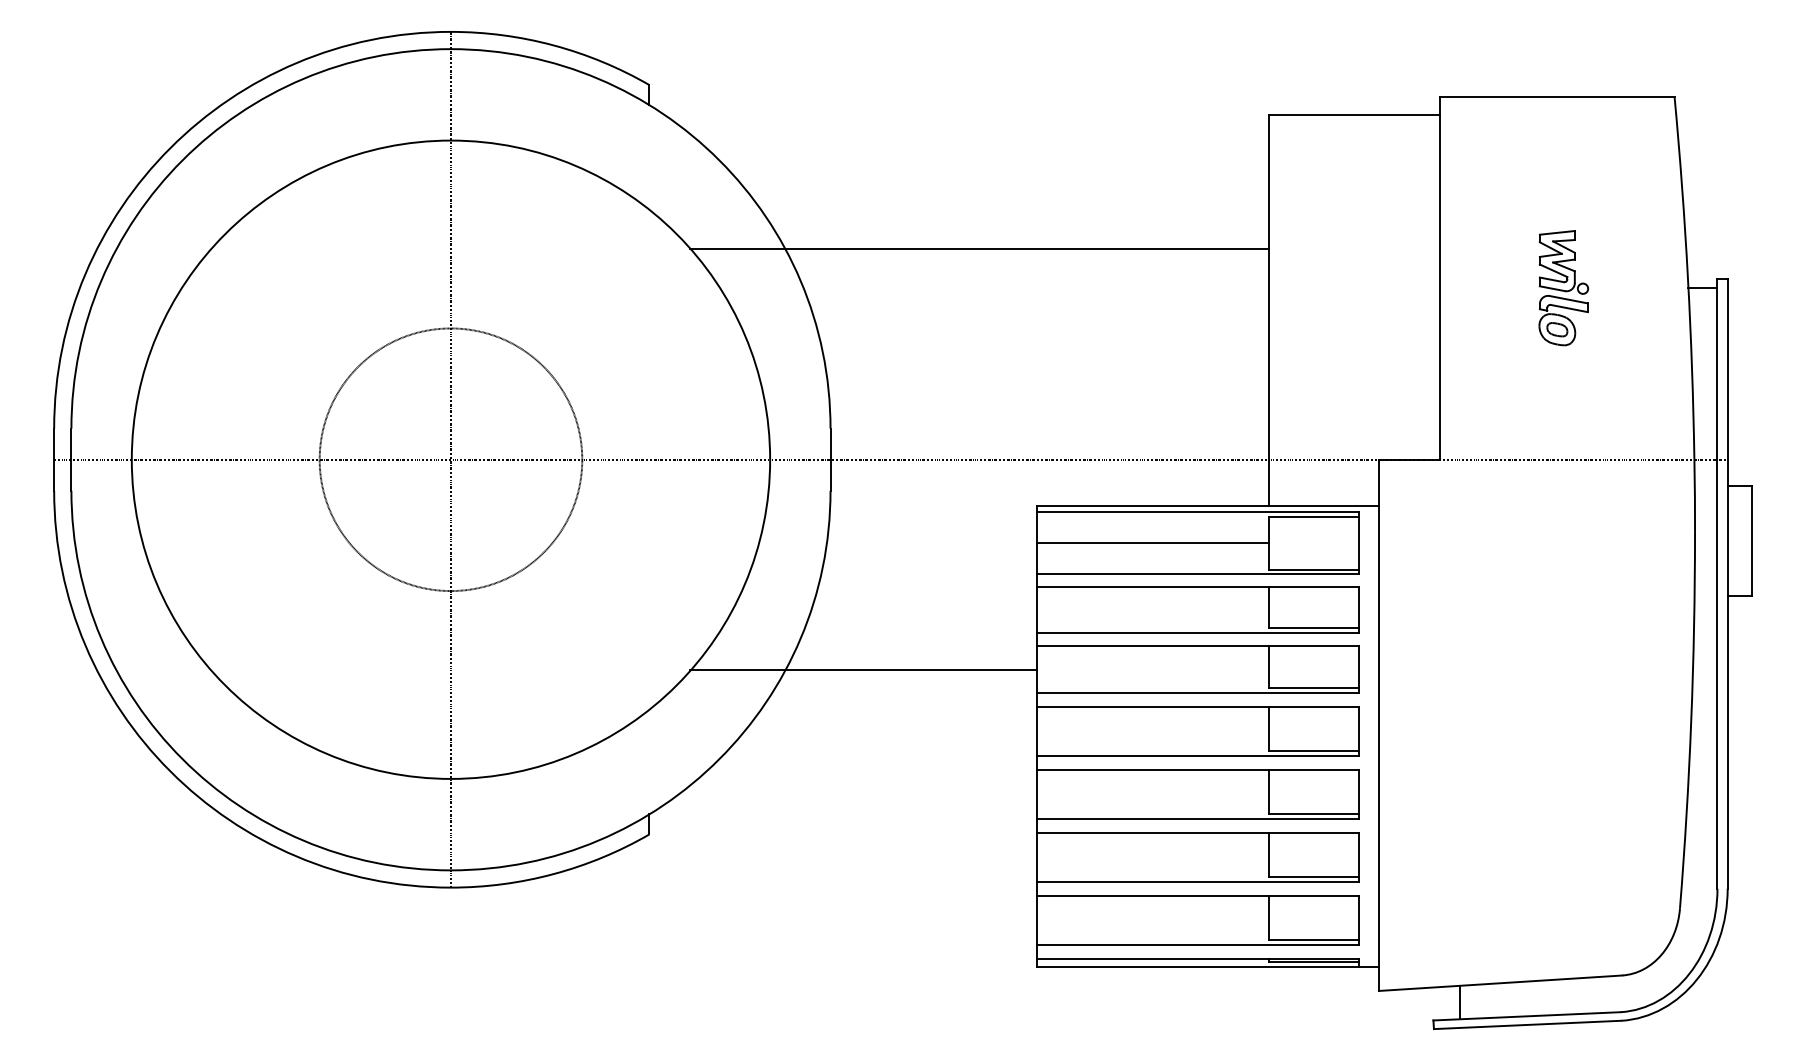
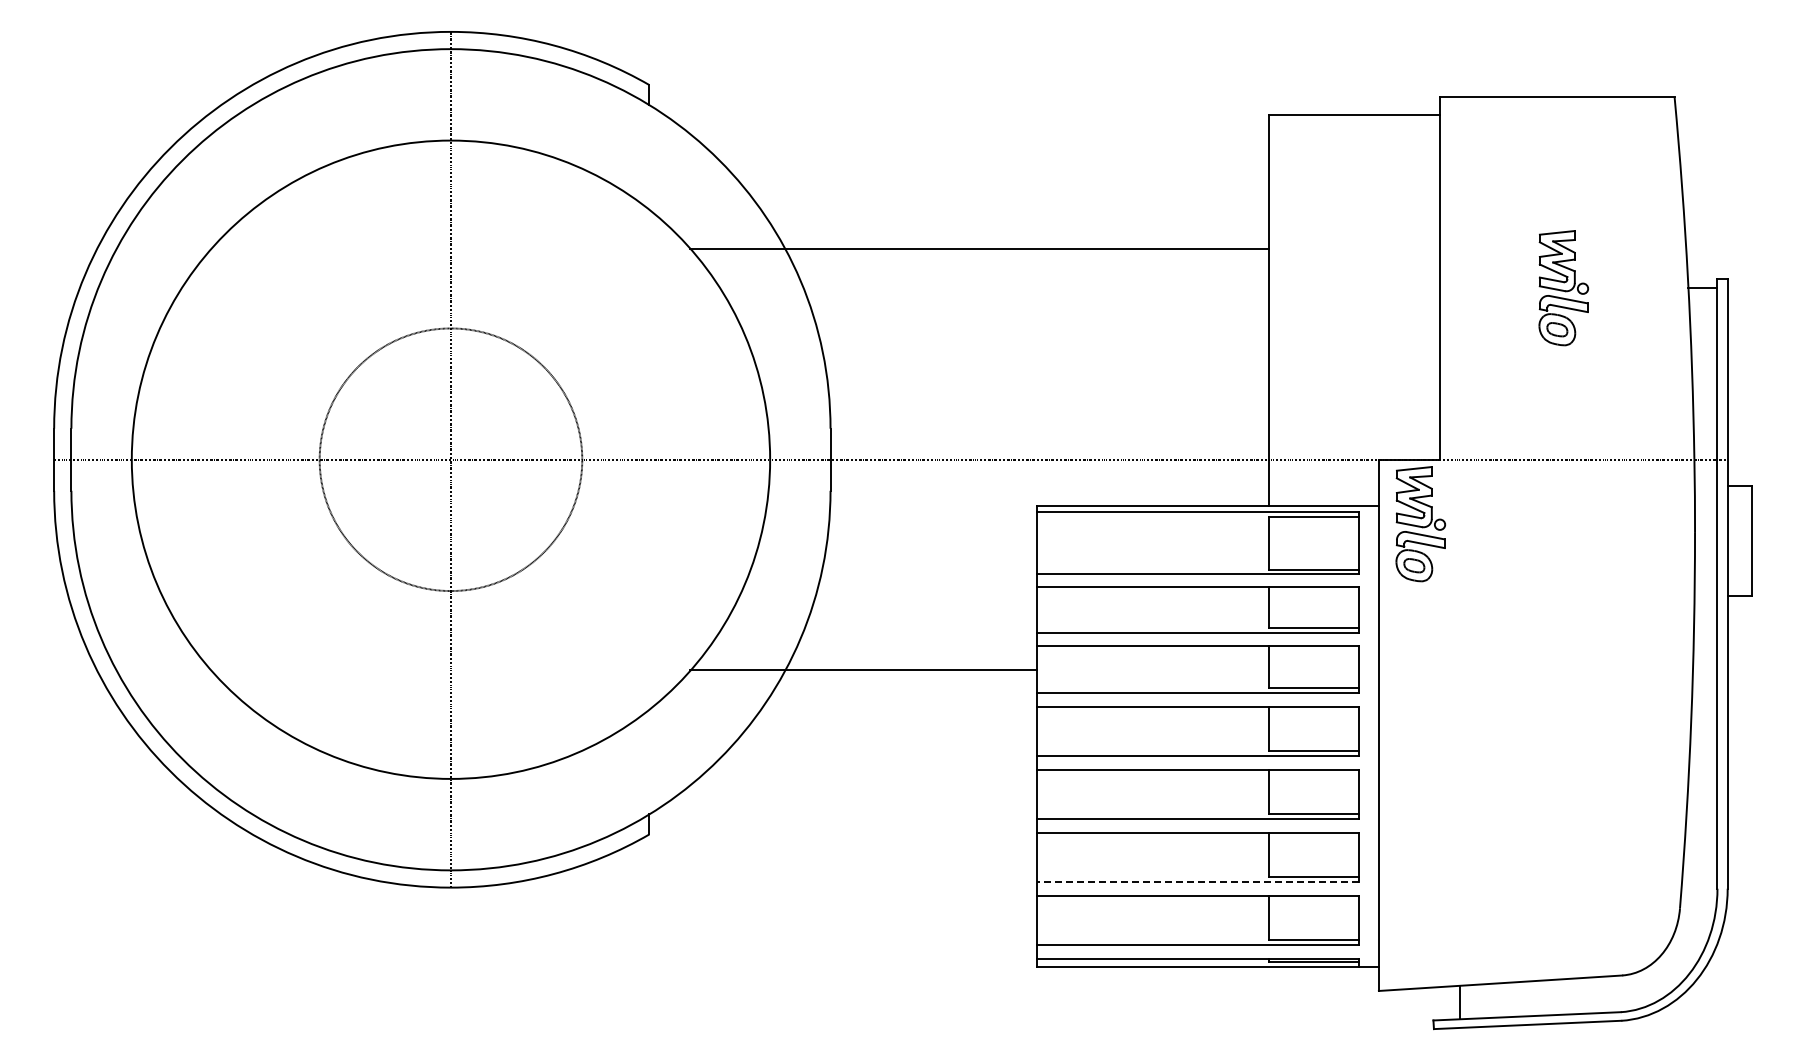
part: none -> present (1420, 524)
line: present -> none (1152, 543)
line: solid -> dashed (1197, 881)
